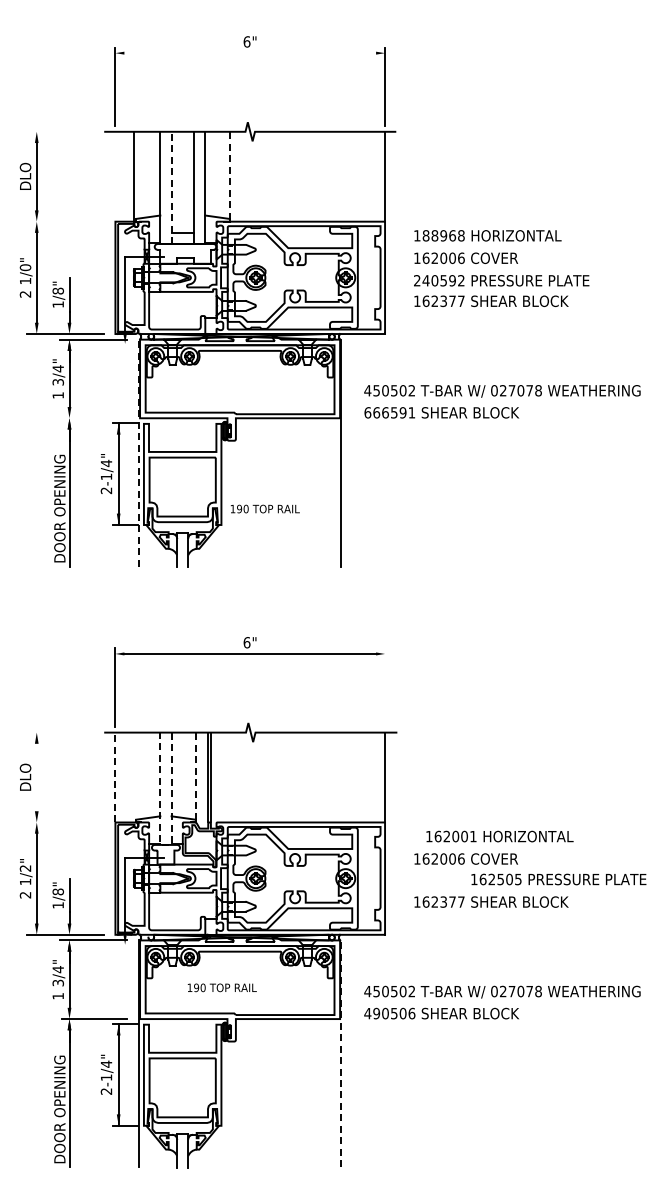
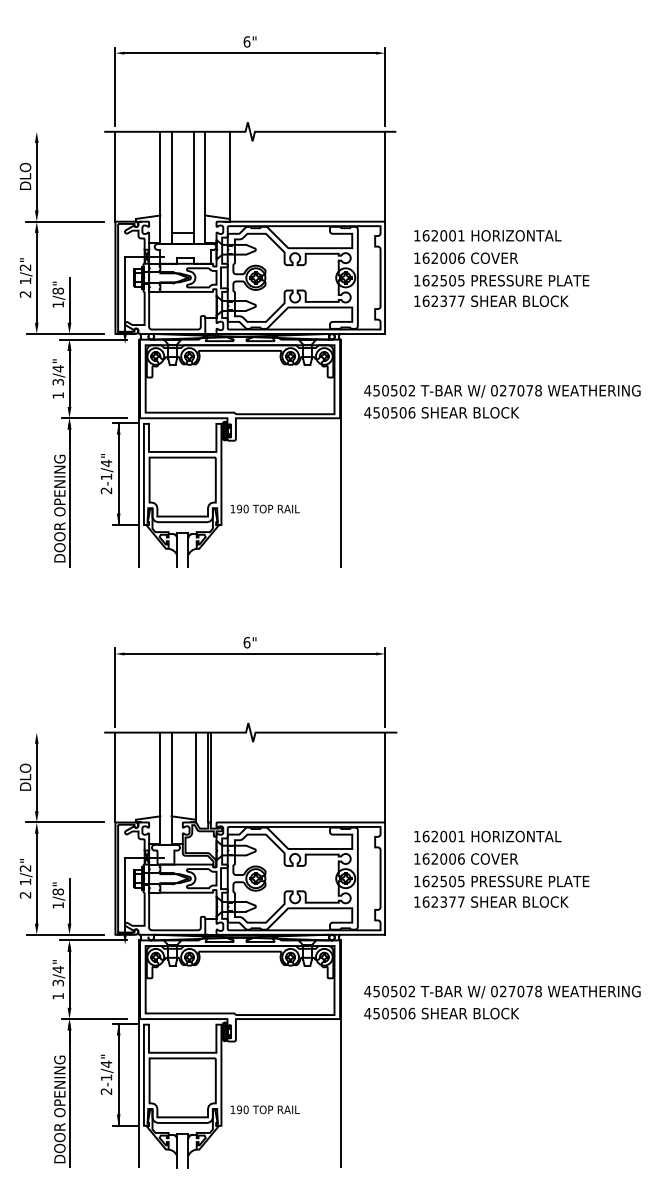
line: none -> present (250, 53)
line: dashed -> solid (229, 175)
line position: (134, 176) -> (115, 176) (115, 176)
line: dashed -> solid (171, 187)
line: none -> present (64, 221)
text: 188968 -> 162001 (443, 235)
text: 1/0" -> 1/2" (25, 267)
text: 240592 -> 162505 (439, 280)
text: 666591 -> 450506 (389, 412)
line: none -> present (94, 418)
line: dashed -> solid (138, 453)
line: none -> present (385, 687)
line: dashed -> solid (195, 776)
line: none -> present (36, 777)
line: dashed -> solid (115, 777)
line: none -> present (64, 822)
text position: (499, 836) -> (487, 836) (487, 836)
line: dashed -> solid (165, 844)
text position: (558, 879) -> (501, 881) (501, 881)
text position: (221, 987) -> (264, 1109) (264, 1109)
text: 490506 -> 450506 (376, 1013)
line: dashed -> solid (341, 1053)
